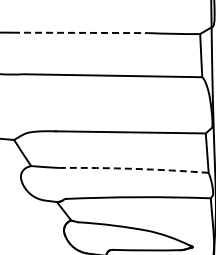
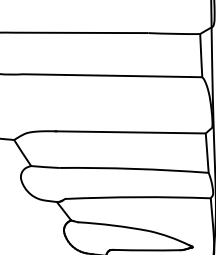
line: dashed -> solid (80, 32)
arc: dashed -> solid (134, 168)
